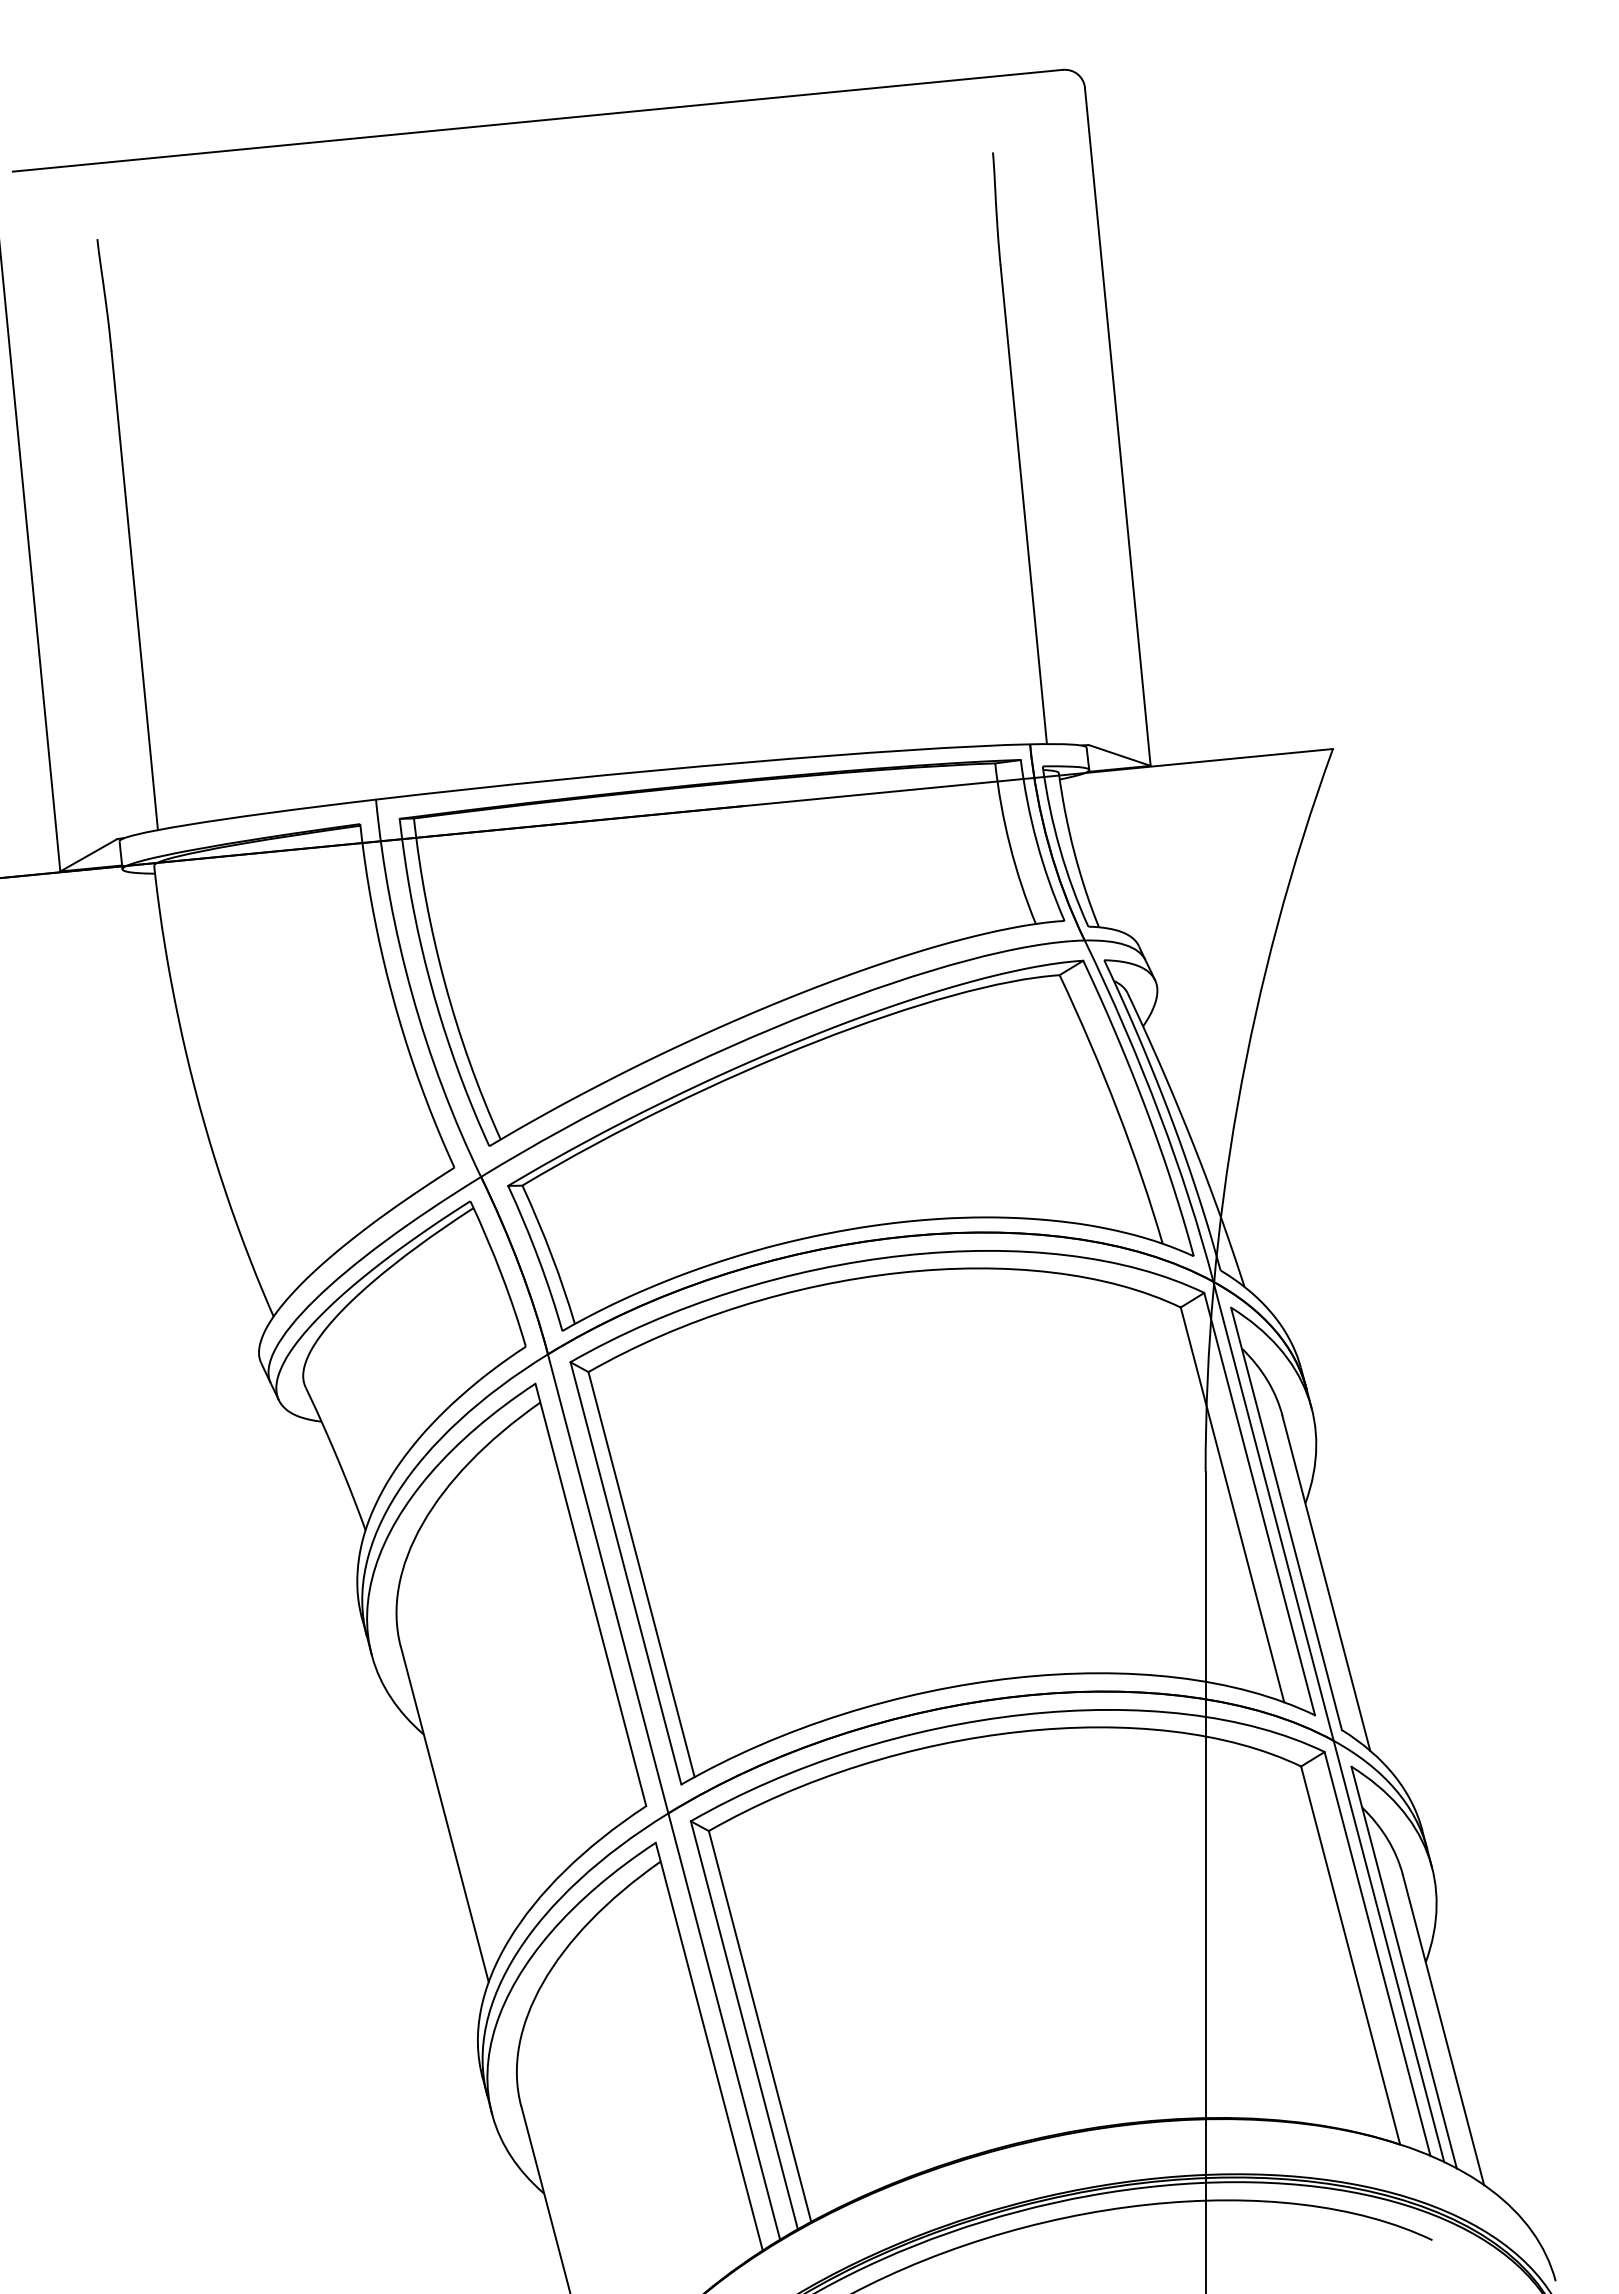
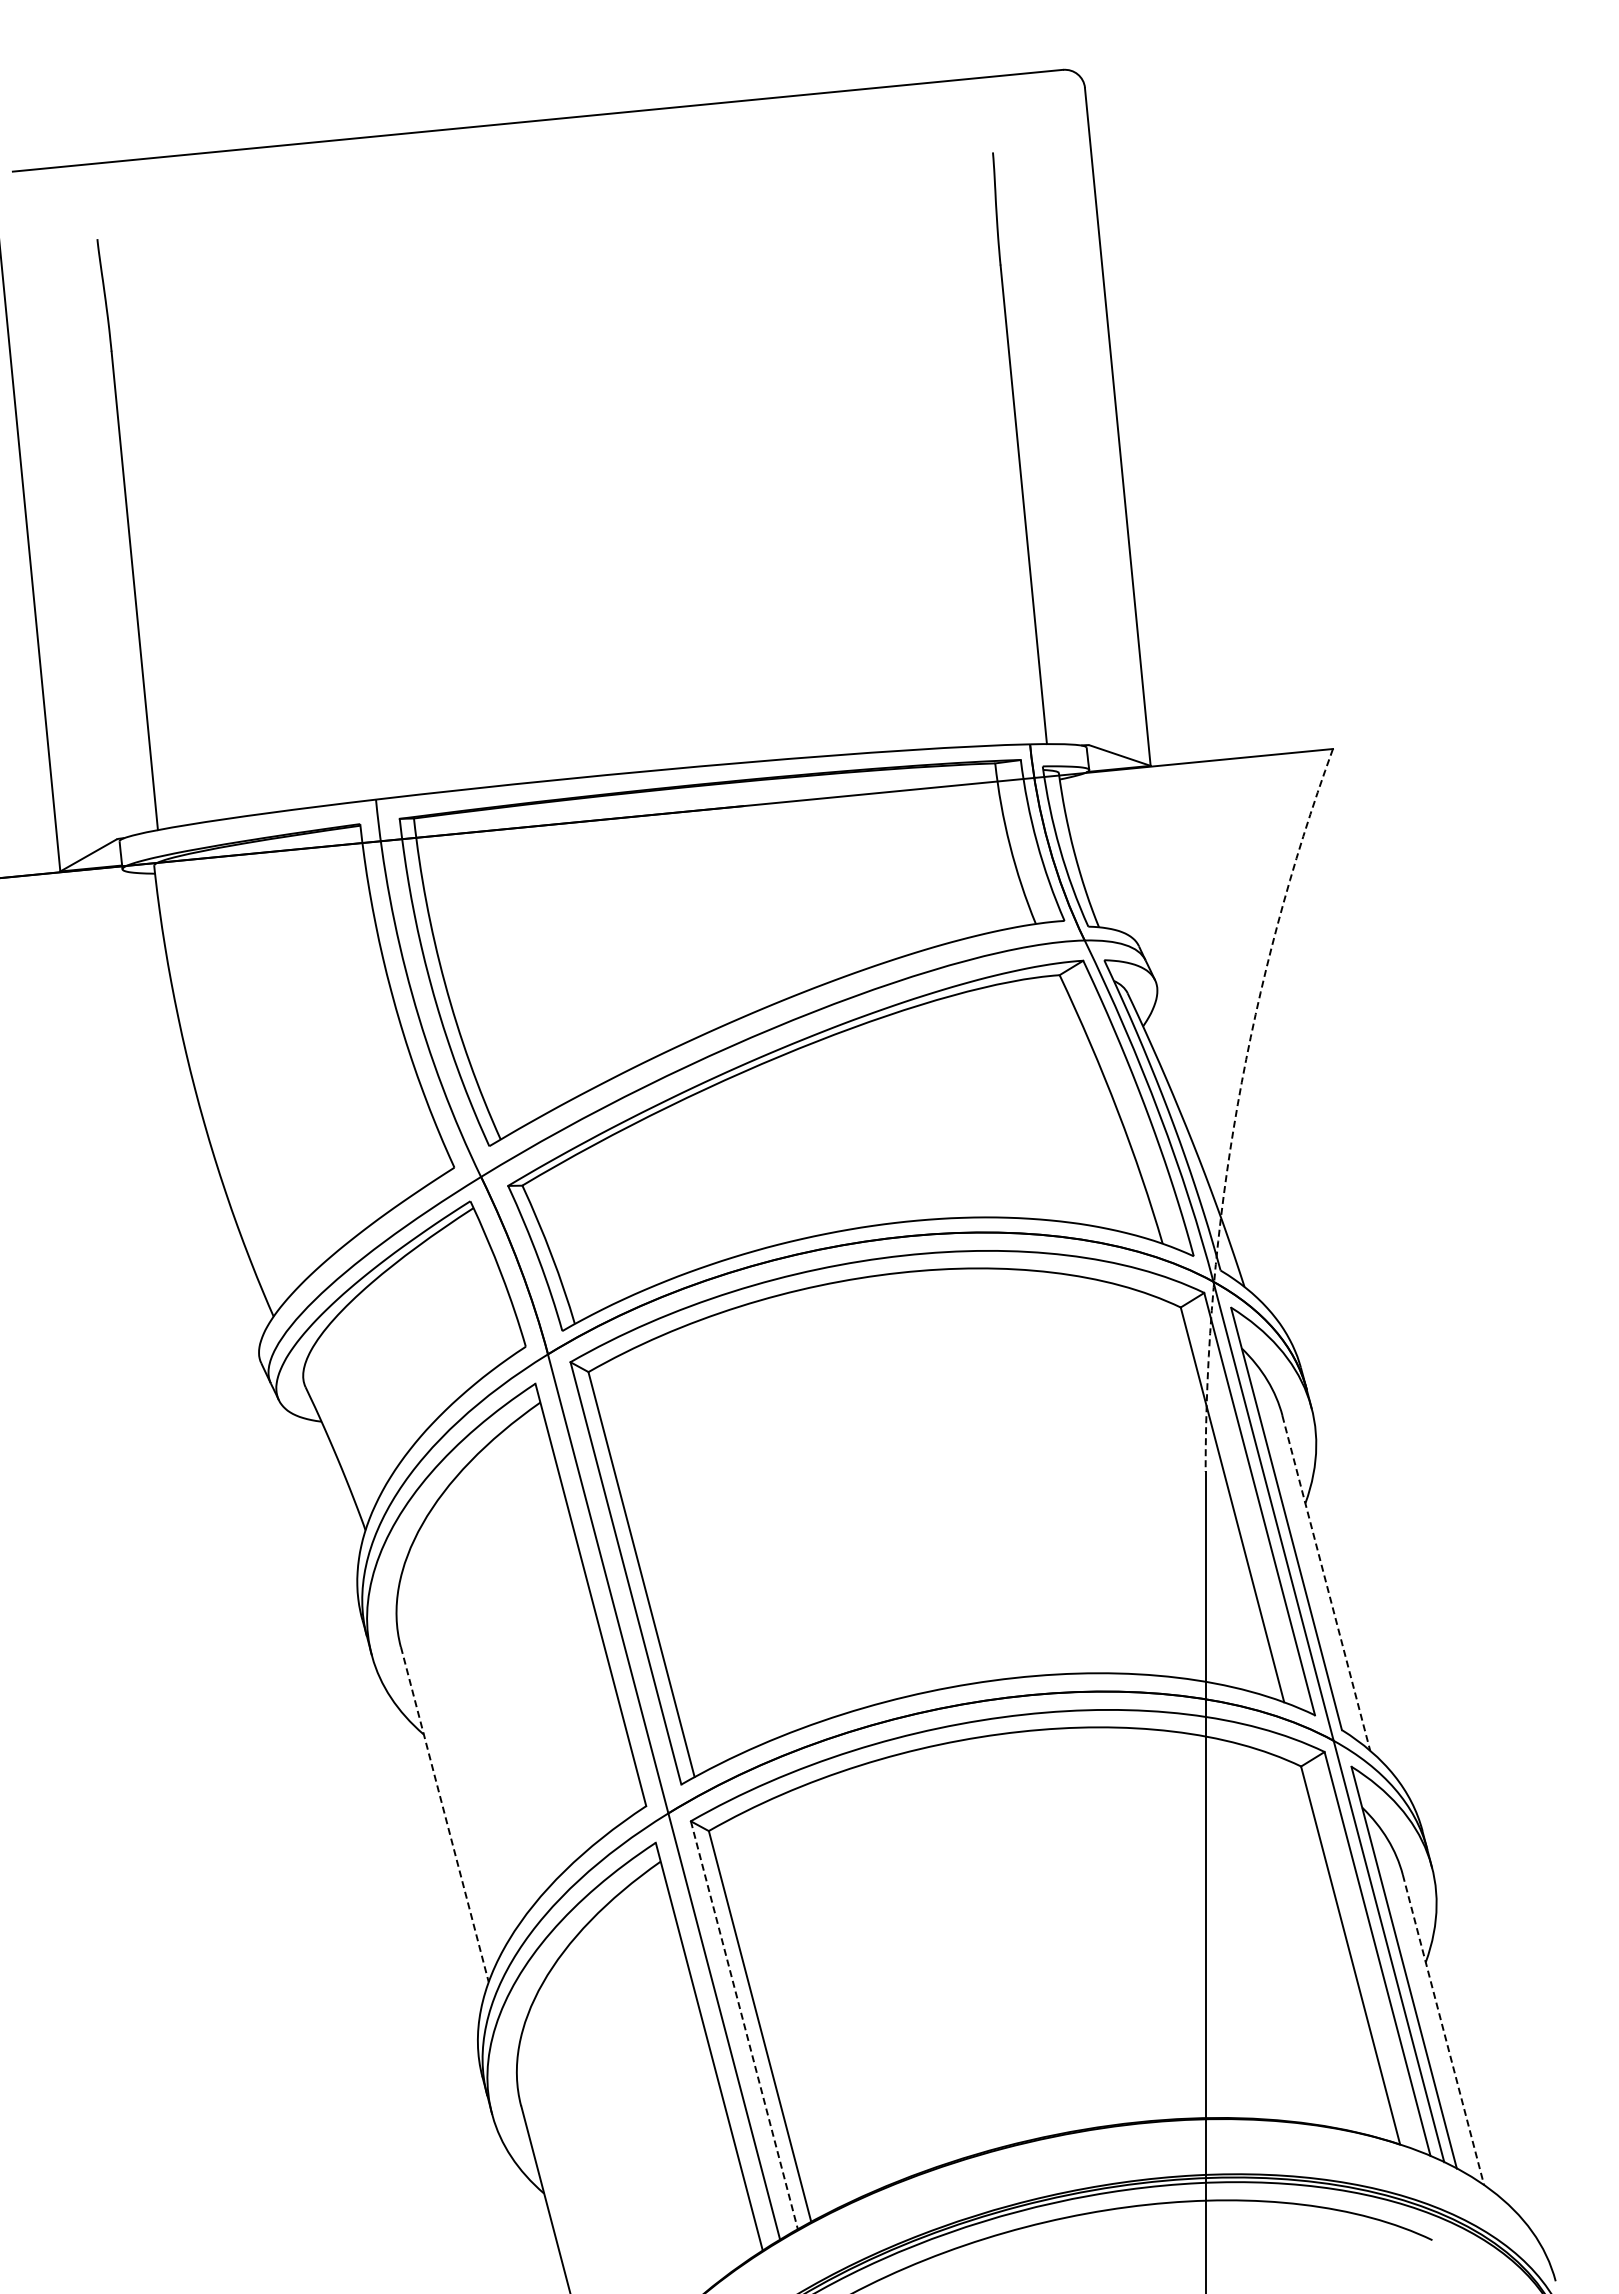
arc: solid -> dashed (1237, 1104)
line: solid -> dashed (1326, 1583)
line: solid -> dashed (444, 1815)
line: solid -> dashed (744, 2025)
line: solid -> dashed (1443, 2030)
